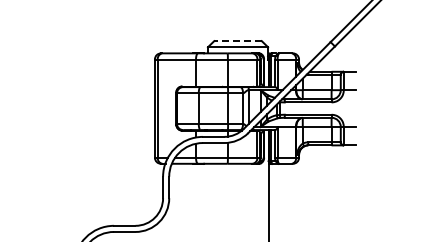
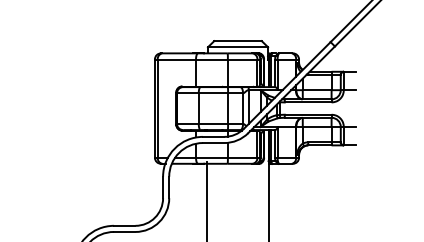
line: dashed -> solid (238, 41)
line: none -> present (207, 199)
